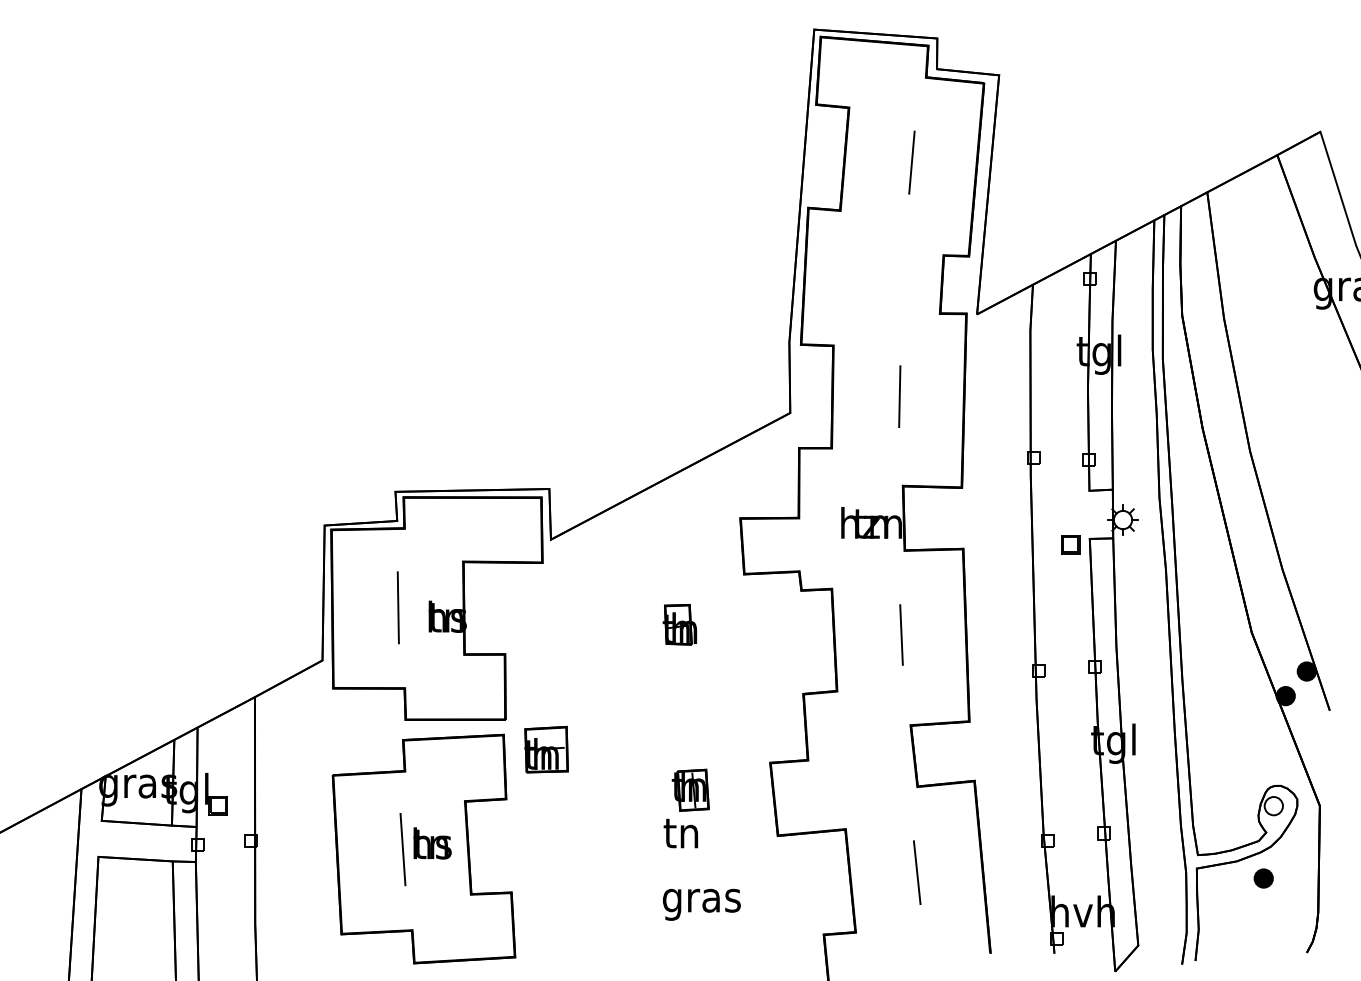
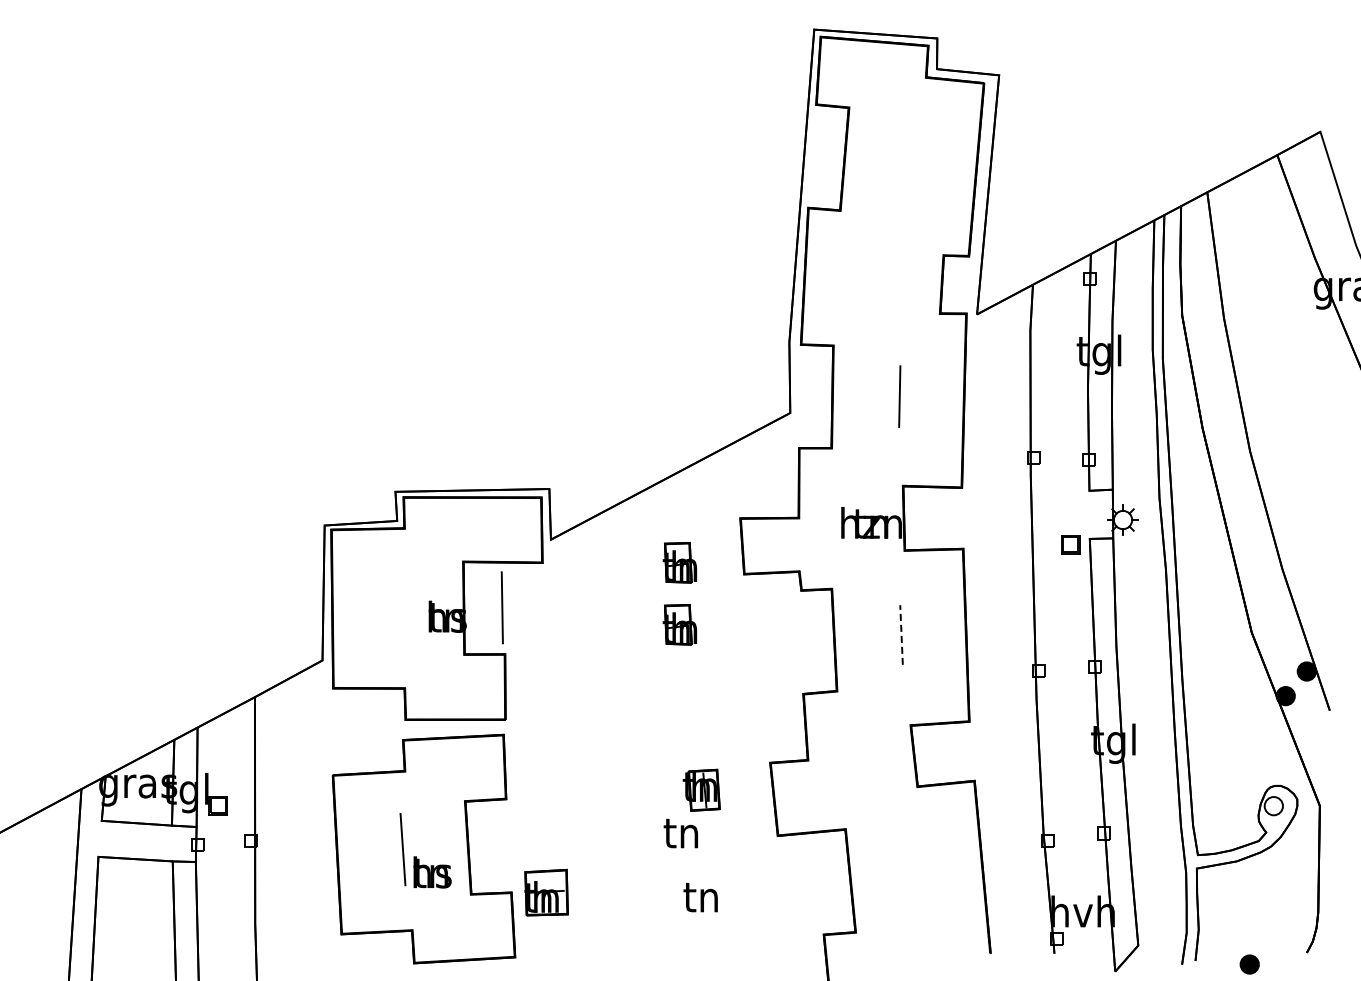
line: present -> none (911, 162)
part: none -> present (679, 562)
line position: (397, 607) -> (501, 607) (501, 607)
line: solid -> dashed (901, 635)
part position: (546, 749) -> (546, 892) (546, 892)
part position: (690, 789) -> (701, 789) (701, 789)
text position: (432, 843) -> (432, 872) (432, 872)
line: present -> none (916, 872)
part position: (1263, 878) -> (1249, 964) (1249, 964)
text: gras -> tn (701, 901)
